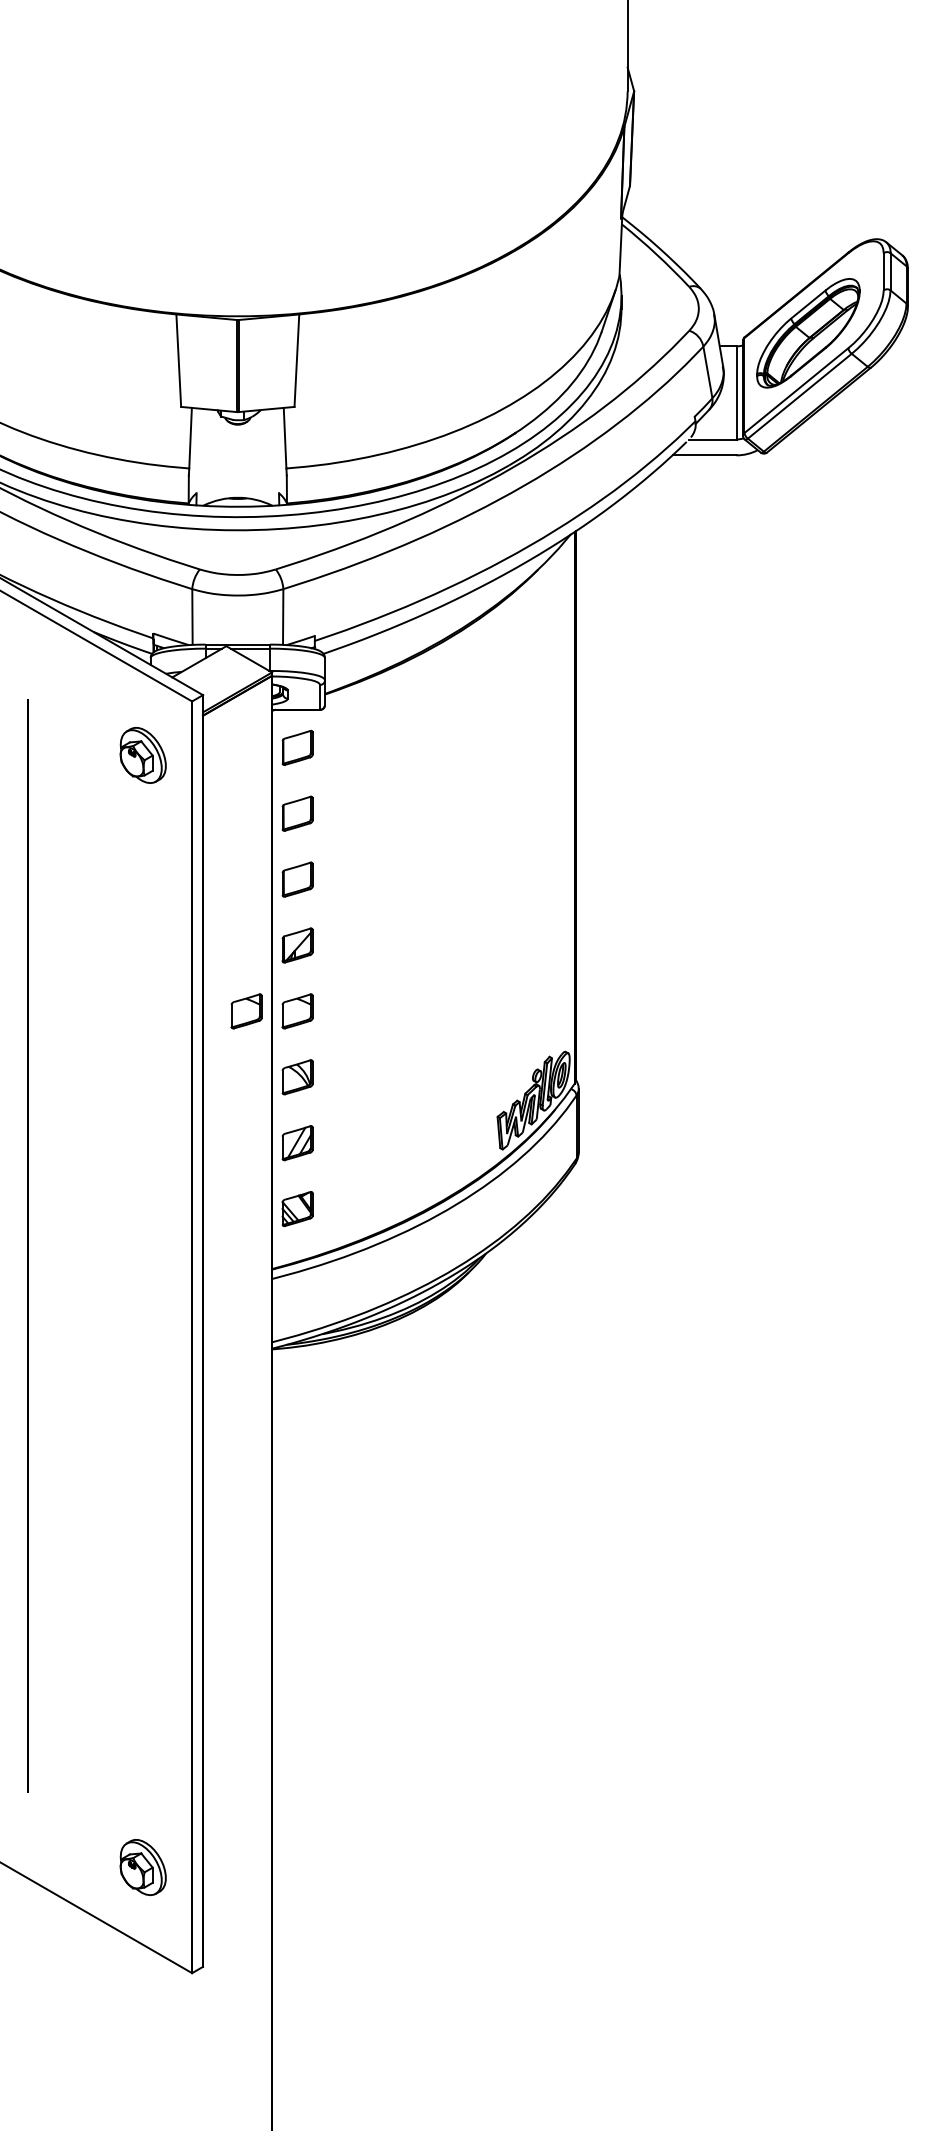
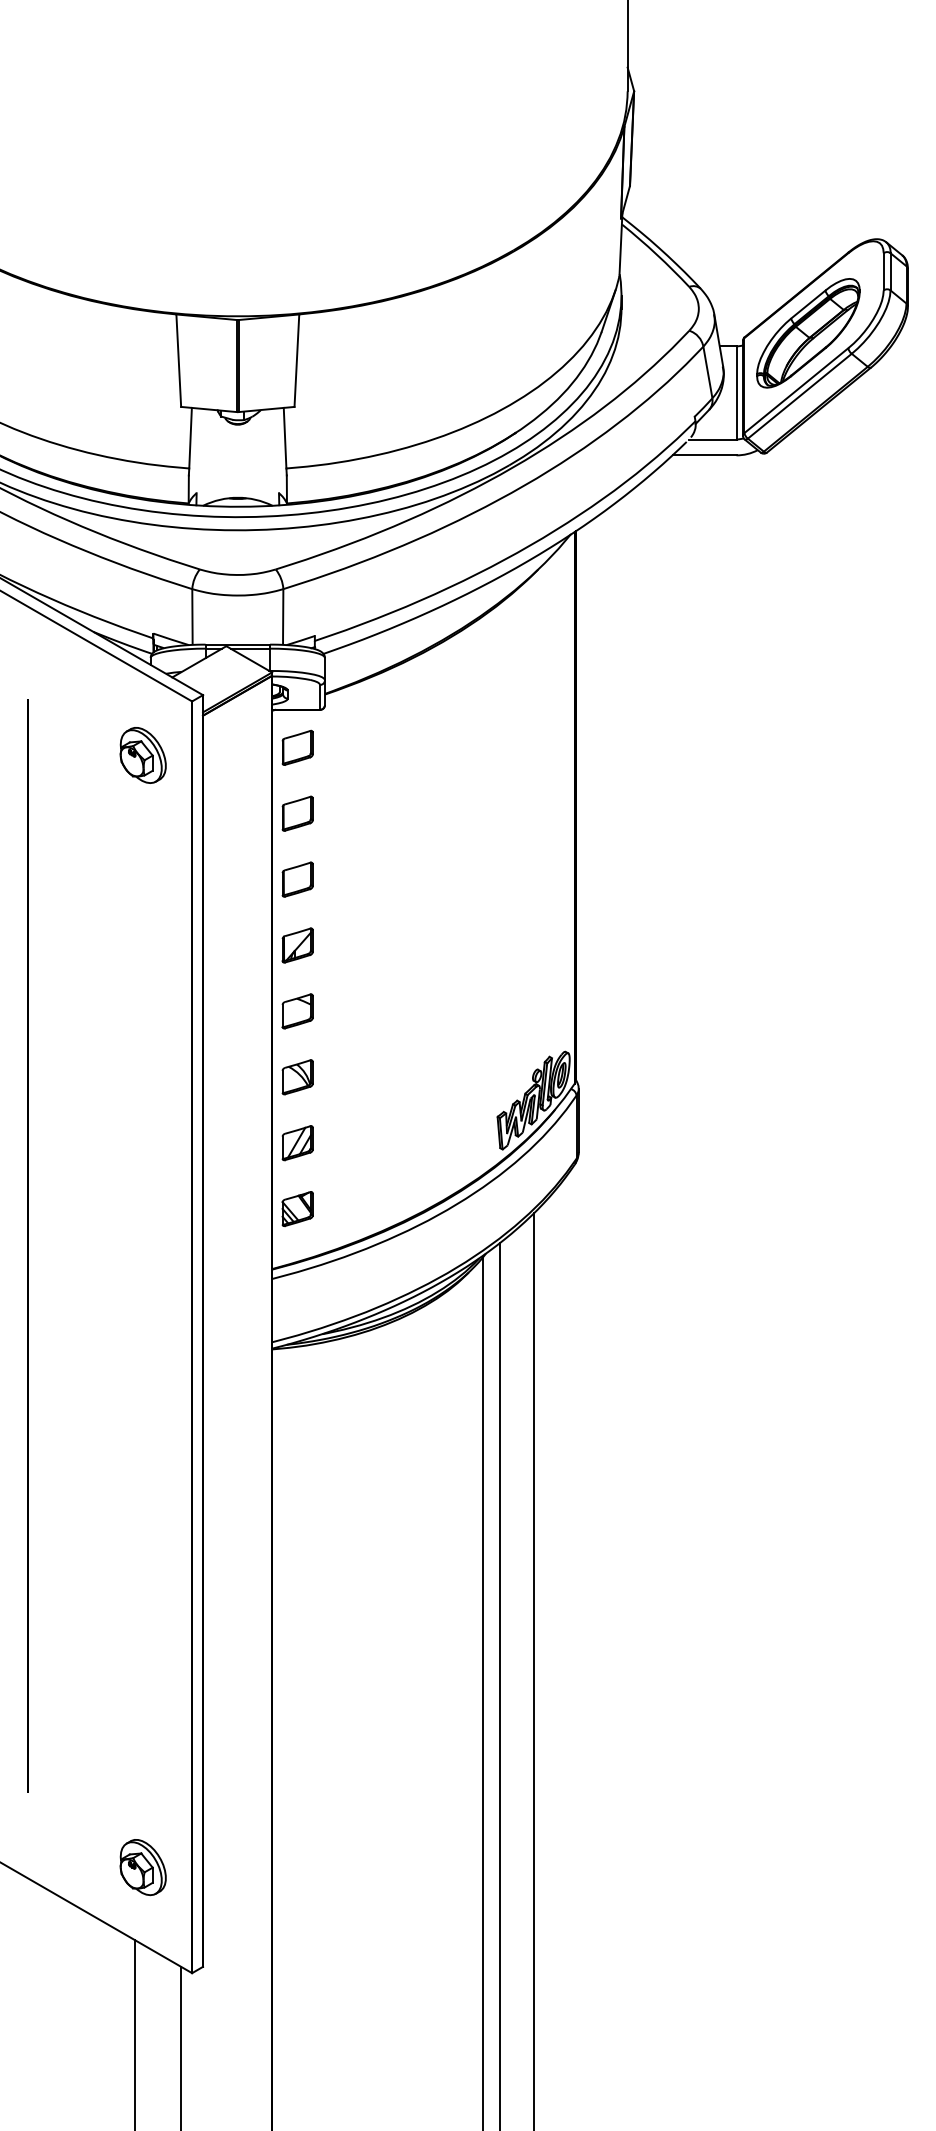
part: present -> none (246, 1011)
line: none -> present (534, 1669)
line: none -> present (499, 1685)
line: none -> present (483, 1692)
line: none -> present (135, 2033)
line: none -> present (180, 2046)
